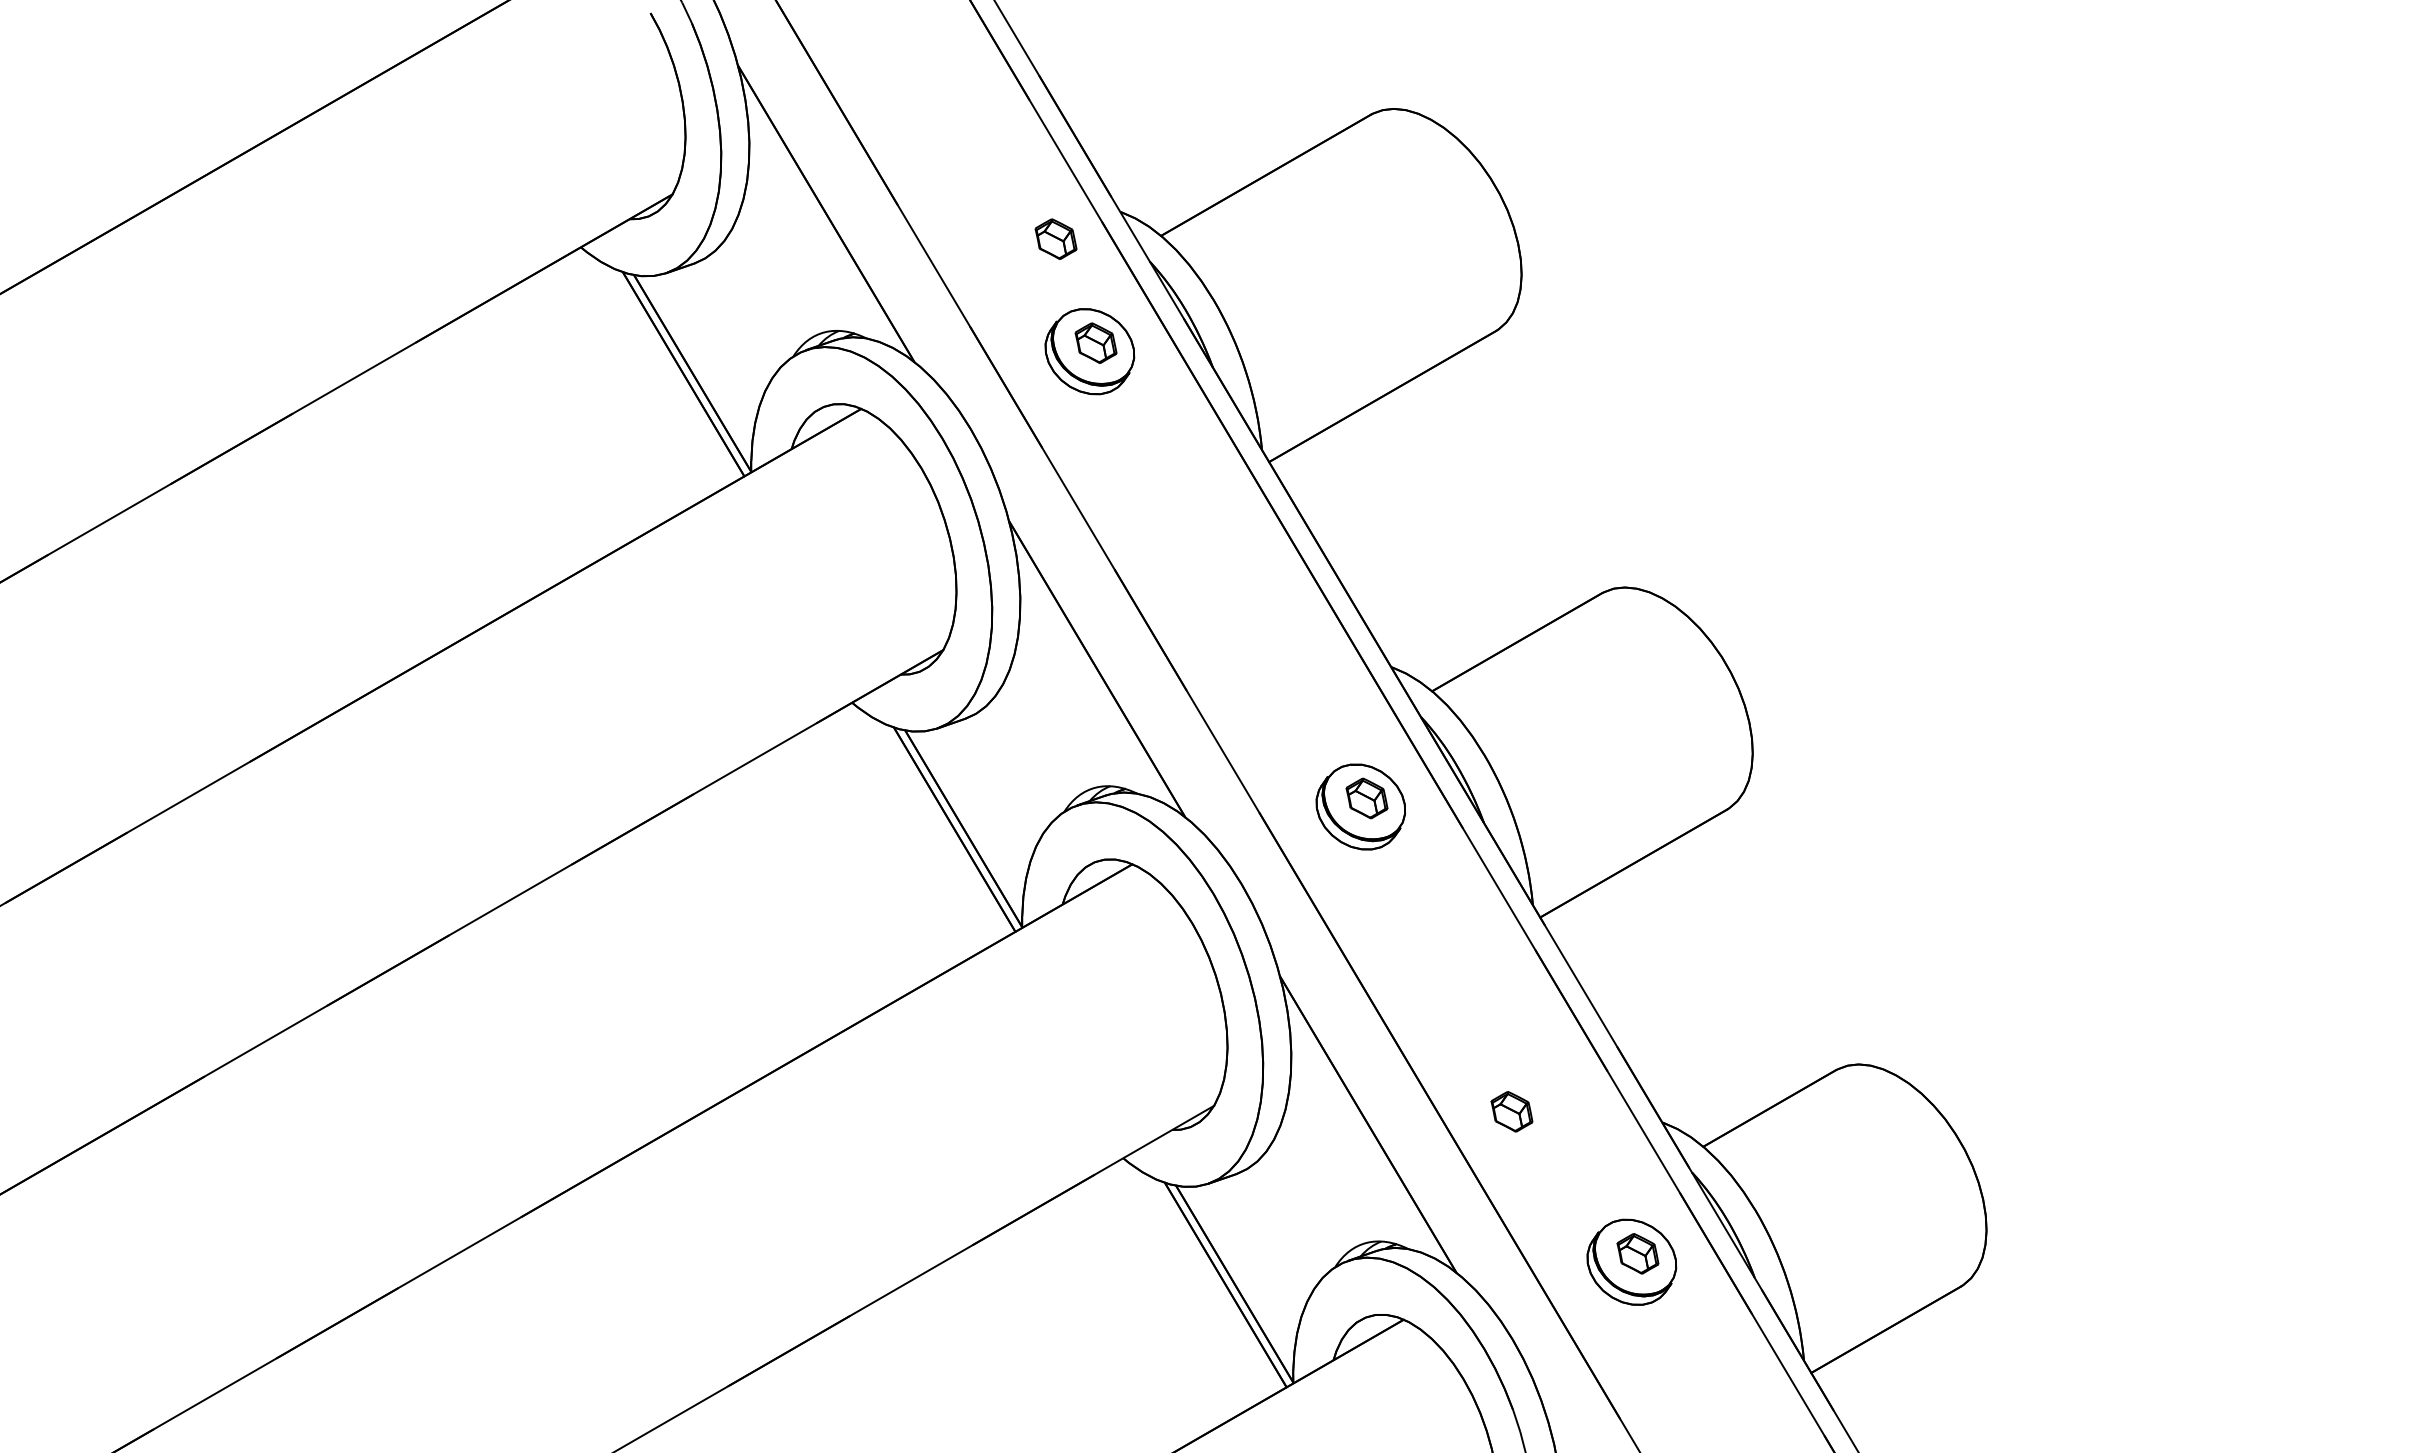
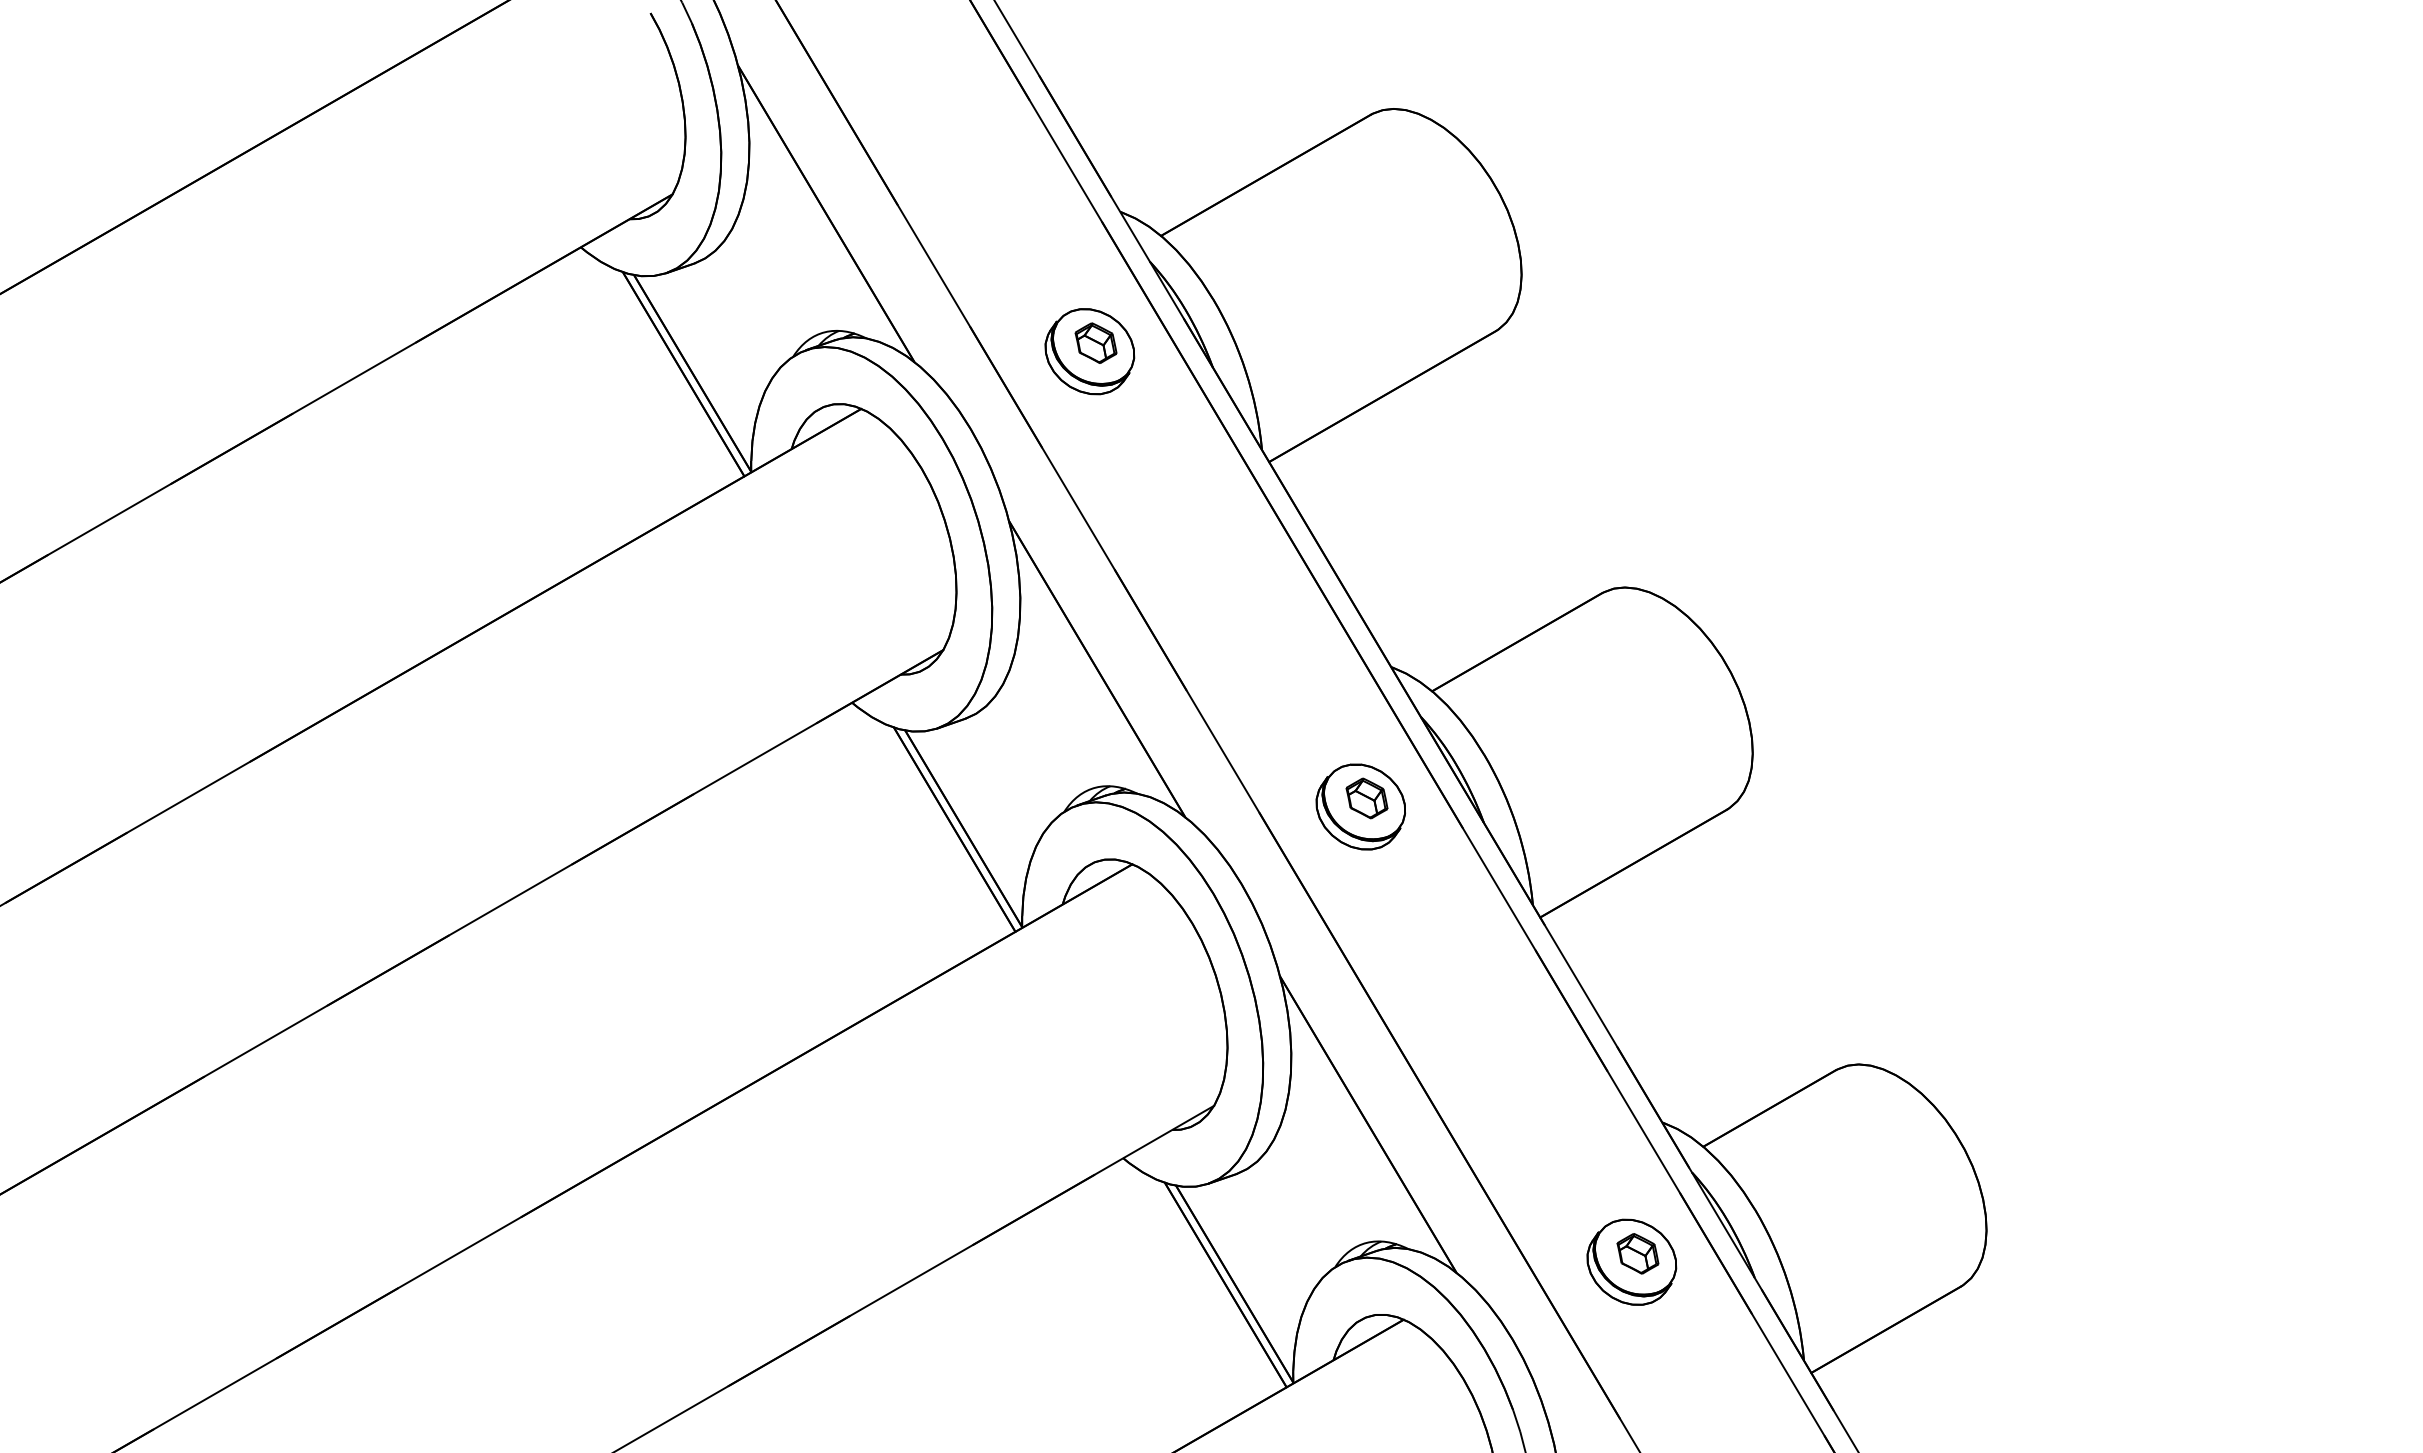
part: present -> none (1055, 238)
part: present -> none (1511, 1111)
